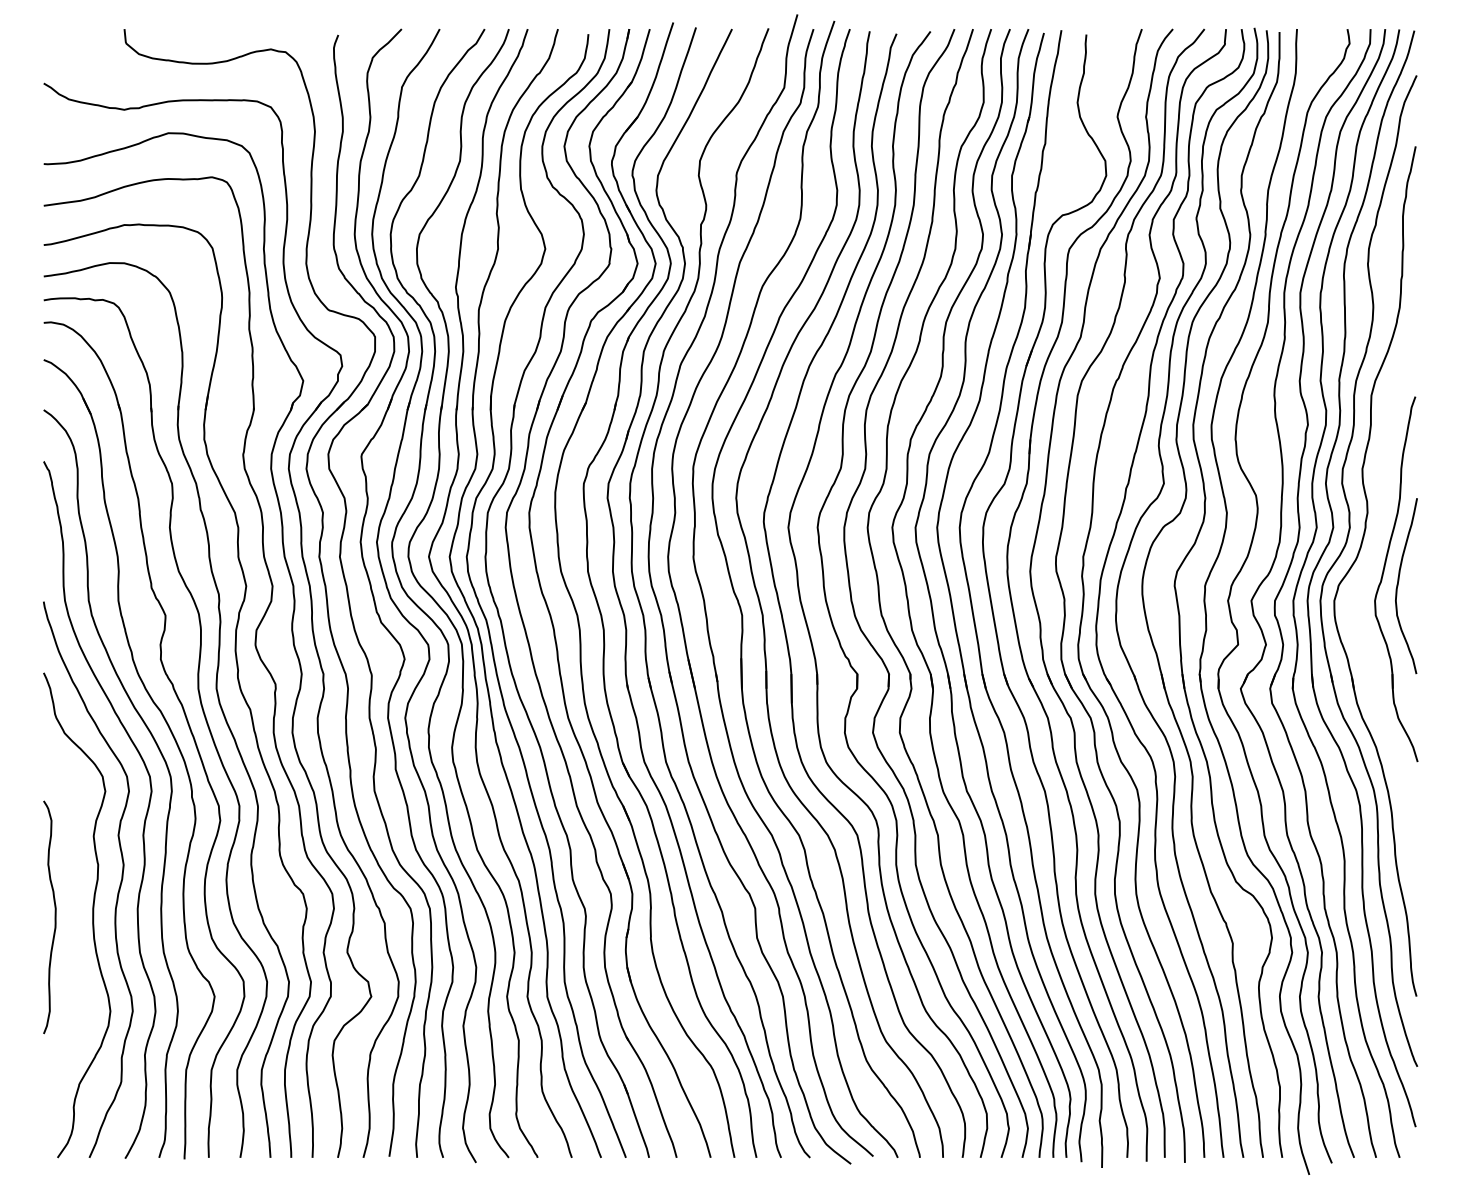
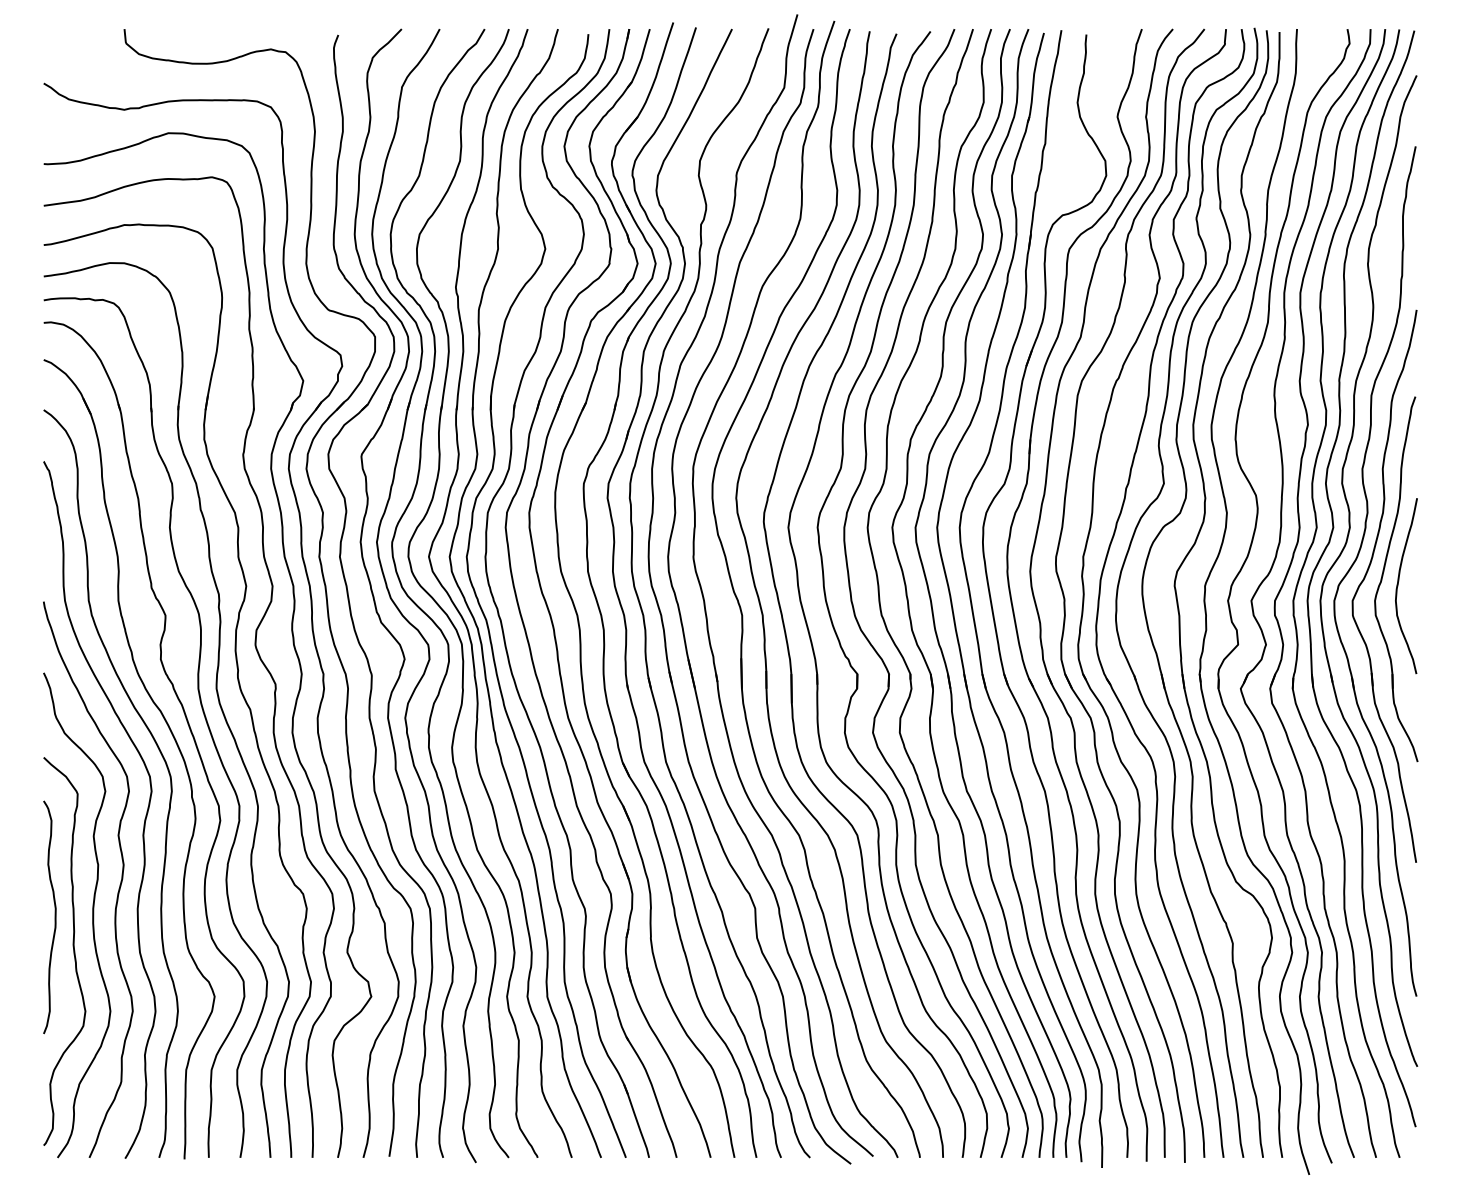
part: none -> present (1366, 576)
curve: none -> present (73, 951)
